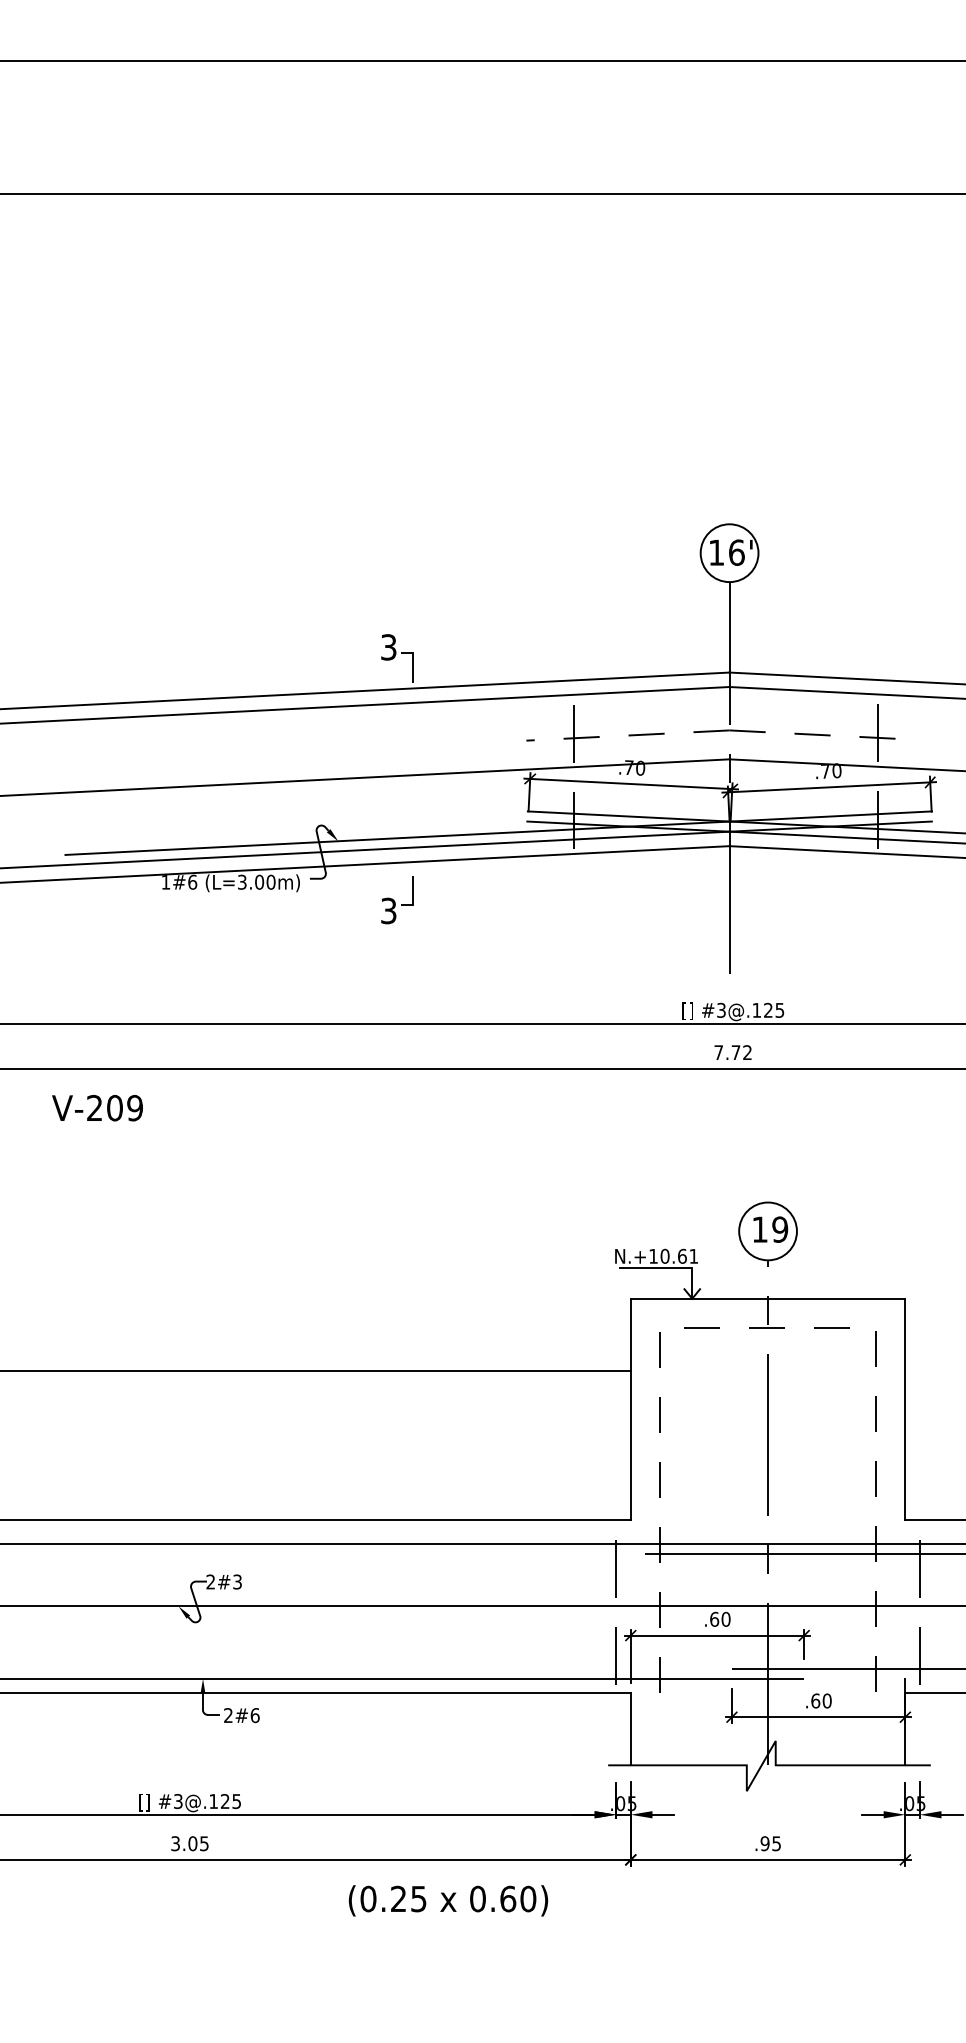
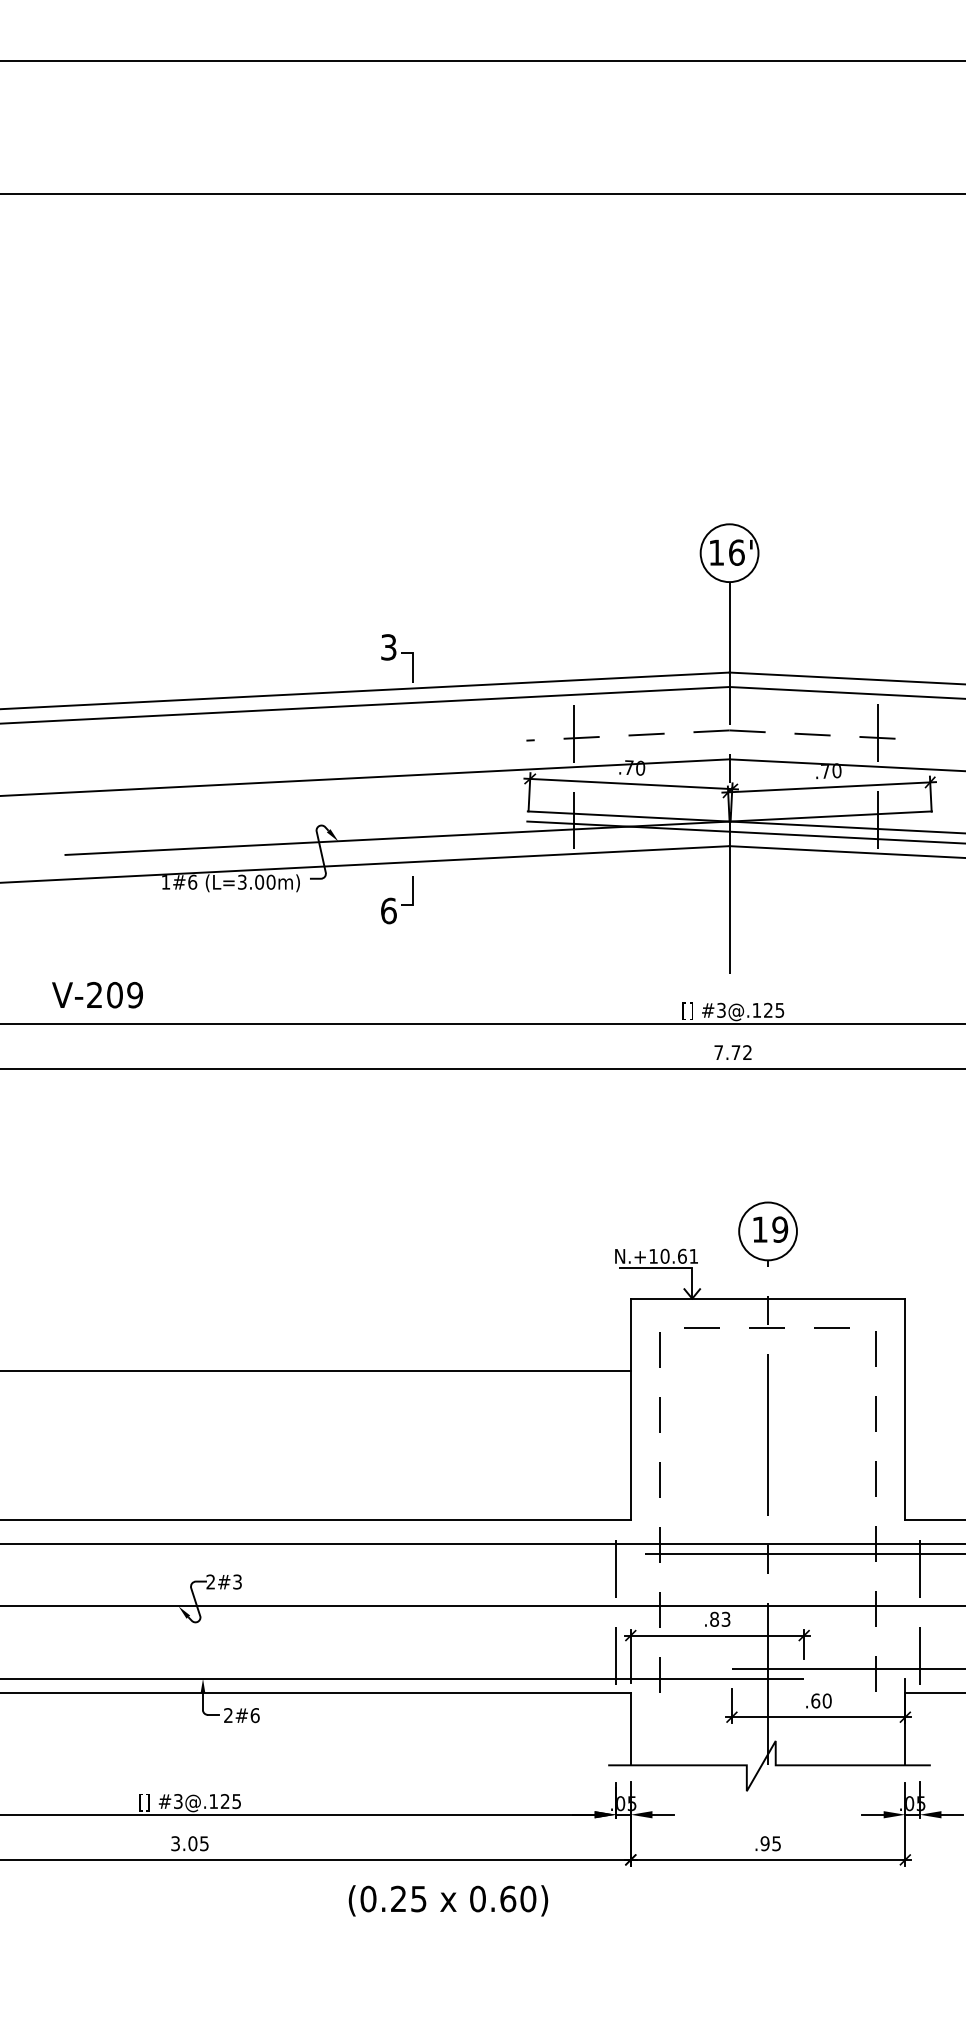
line: present -> none (466, 844)
text: 3 -> 6 (388, 910)
text position: (97, 1108) -> (97, 995) (97, 995)
text: .60 -> .83 (720, 1618)
